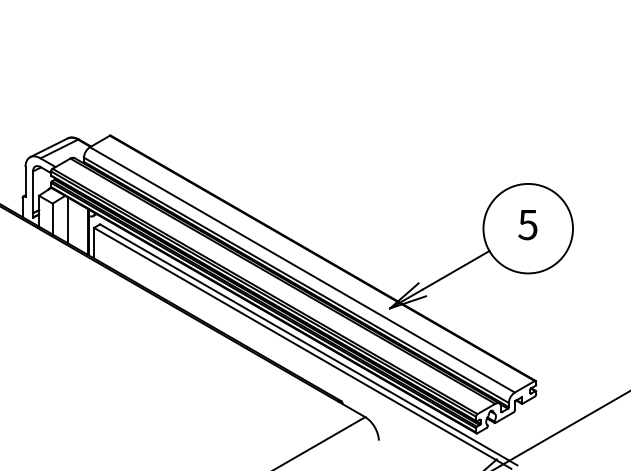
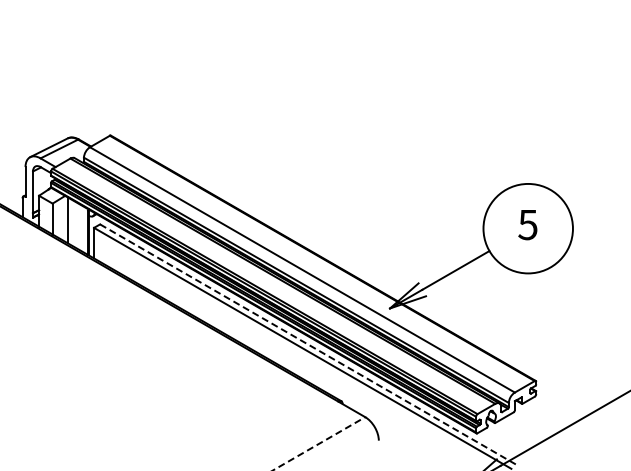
line: solid -> dashed (308, 344)
line: solid -> dashed (319, 443)
